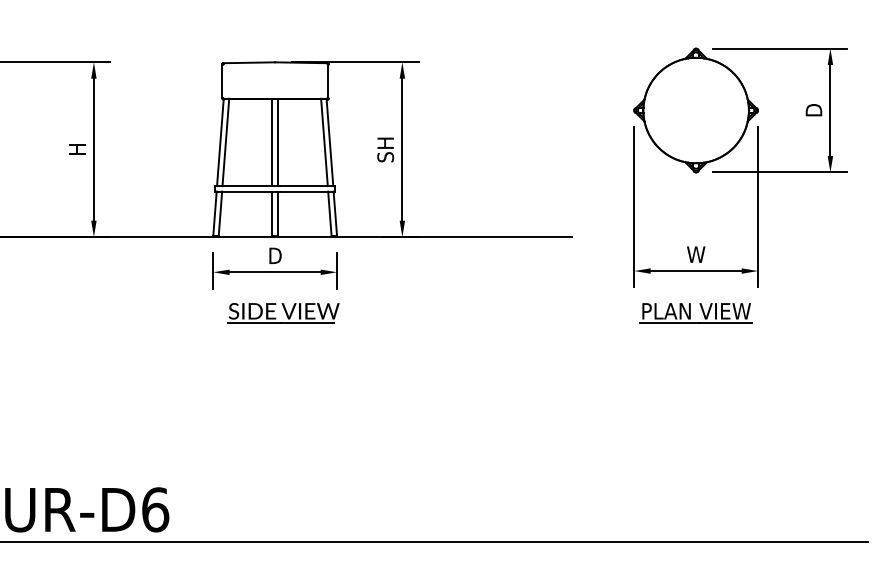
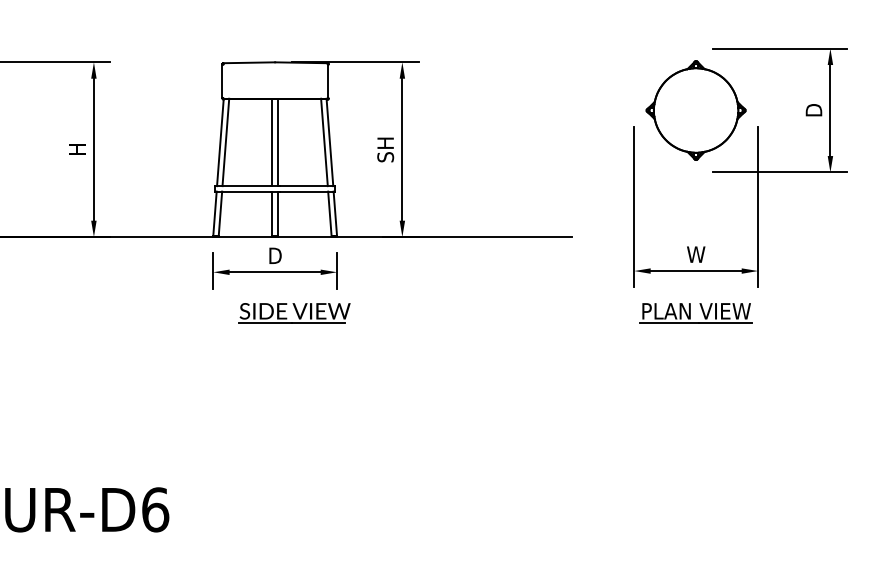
part size: 126x127 px -> 102x101 px (695, 110)
part position: (283, 313) -> (294, 313) (294, 313)
line: present -> none (434, 541)
